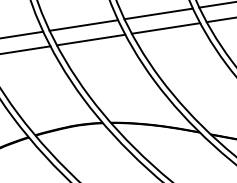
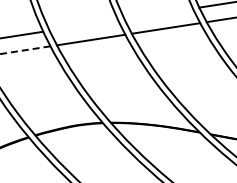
line: present -> none (158, 13)
line: present -> none (83, 25)
line: solid -> dashed (25, 50)
